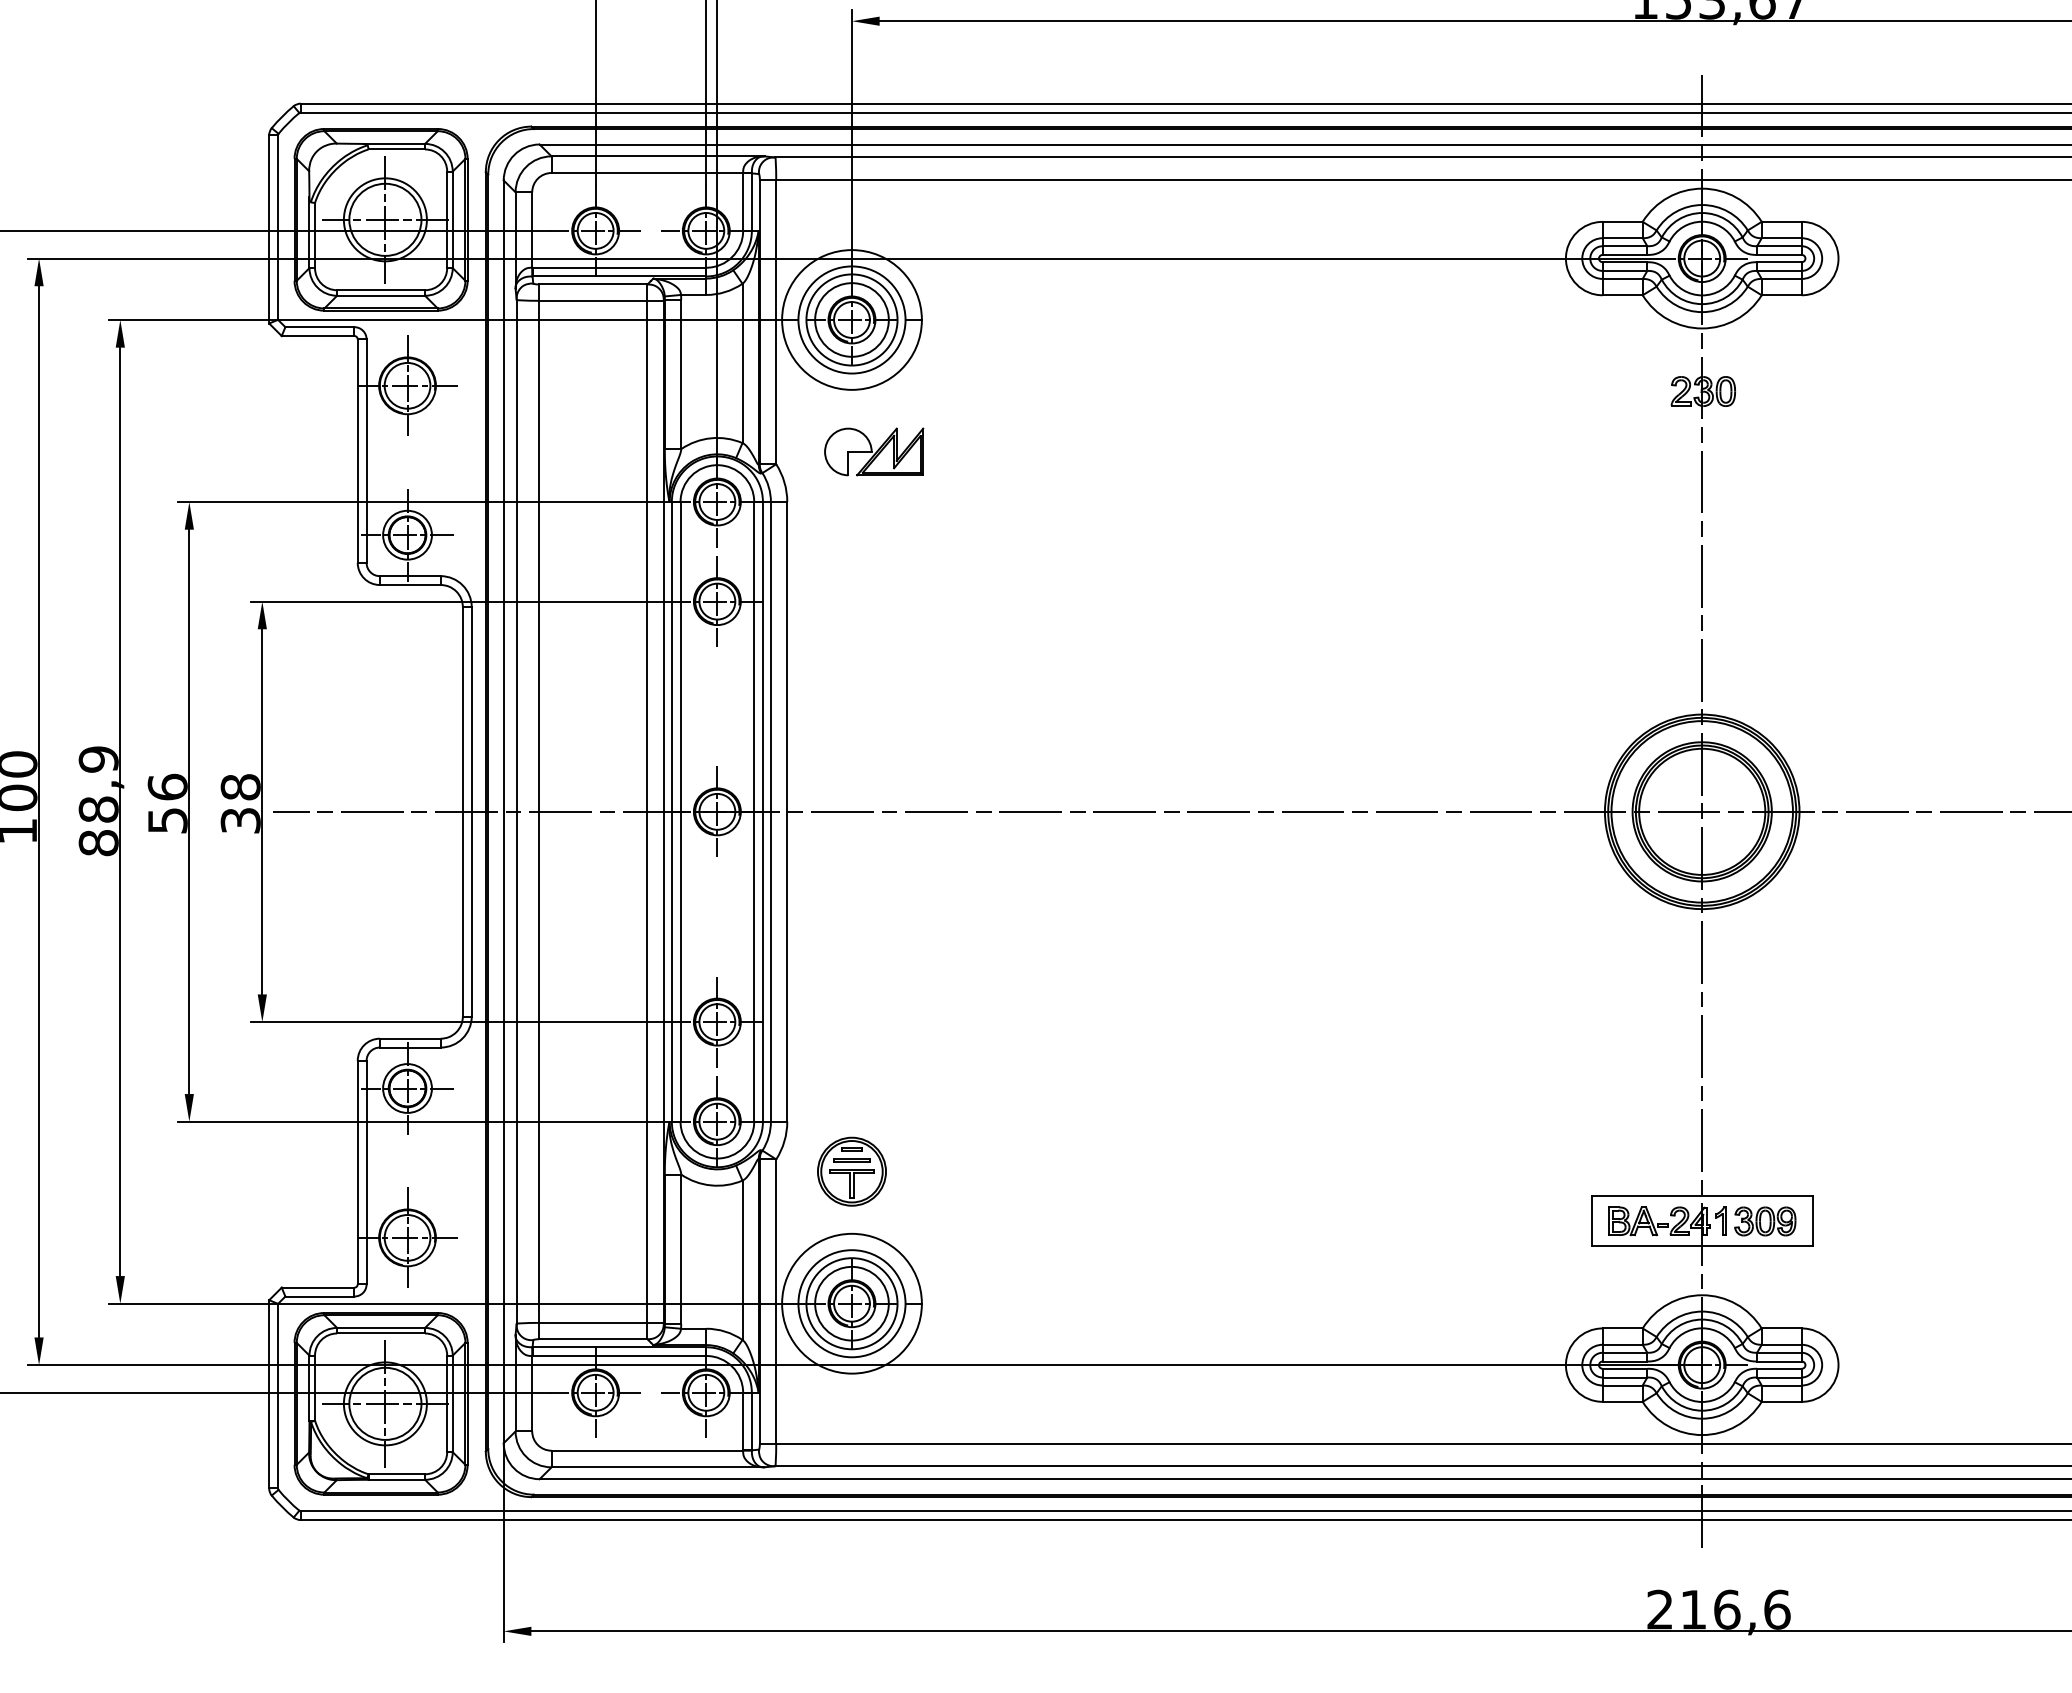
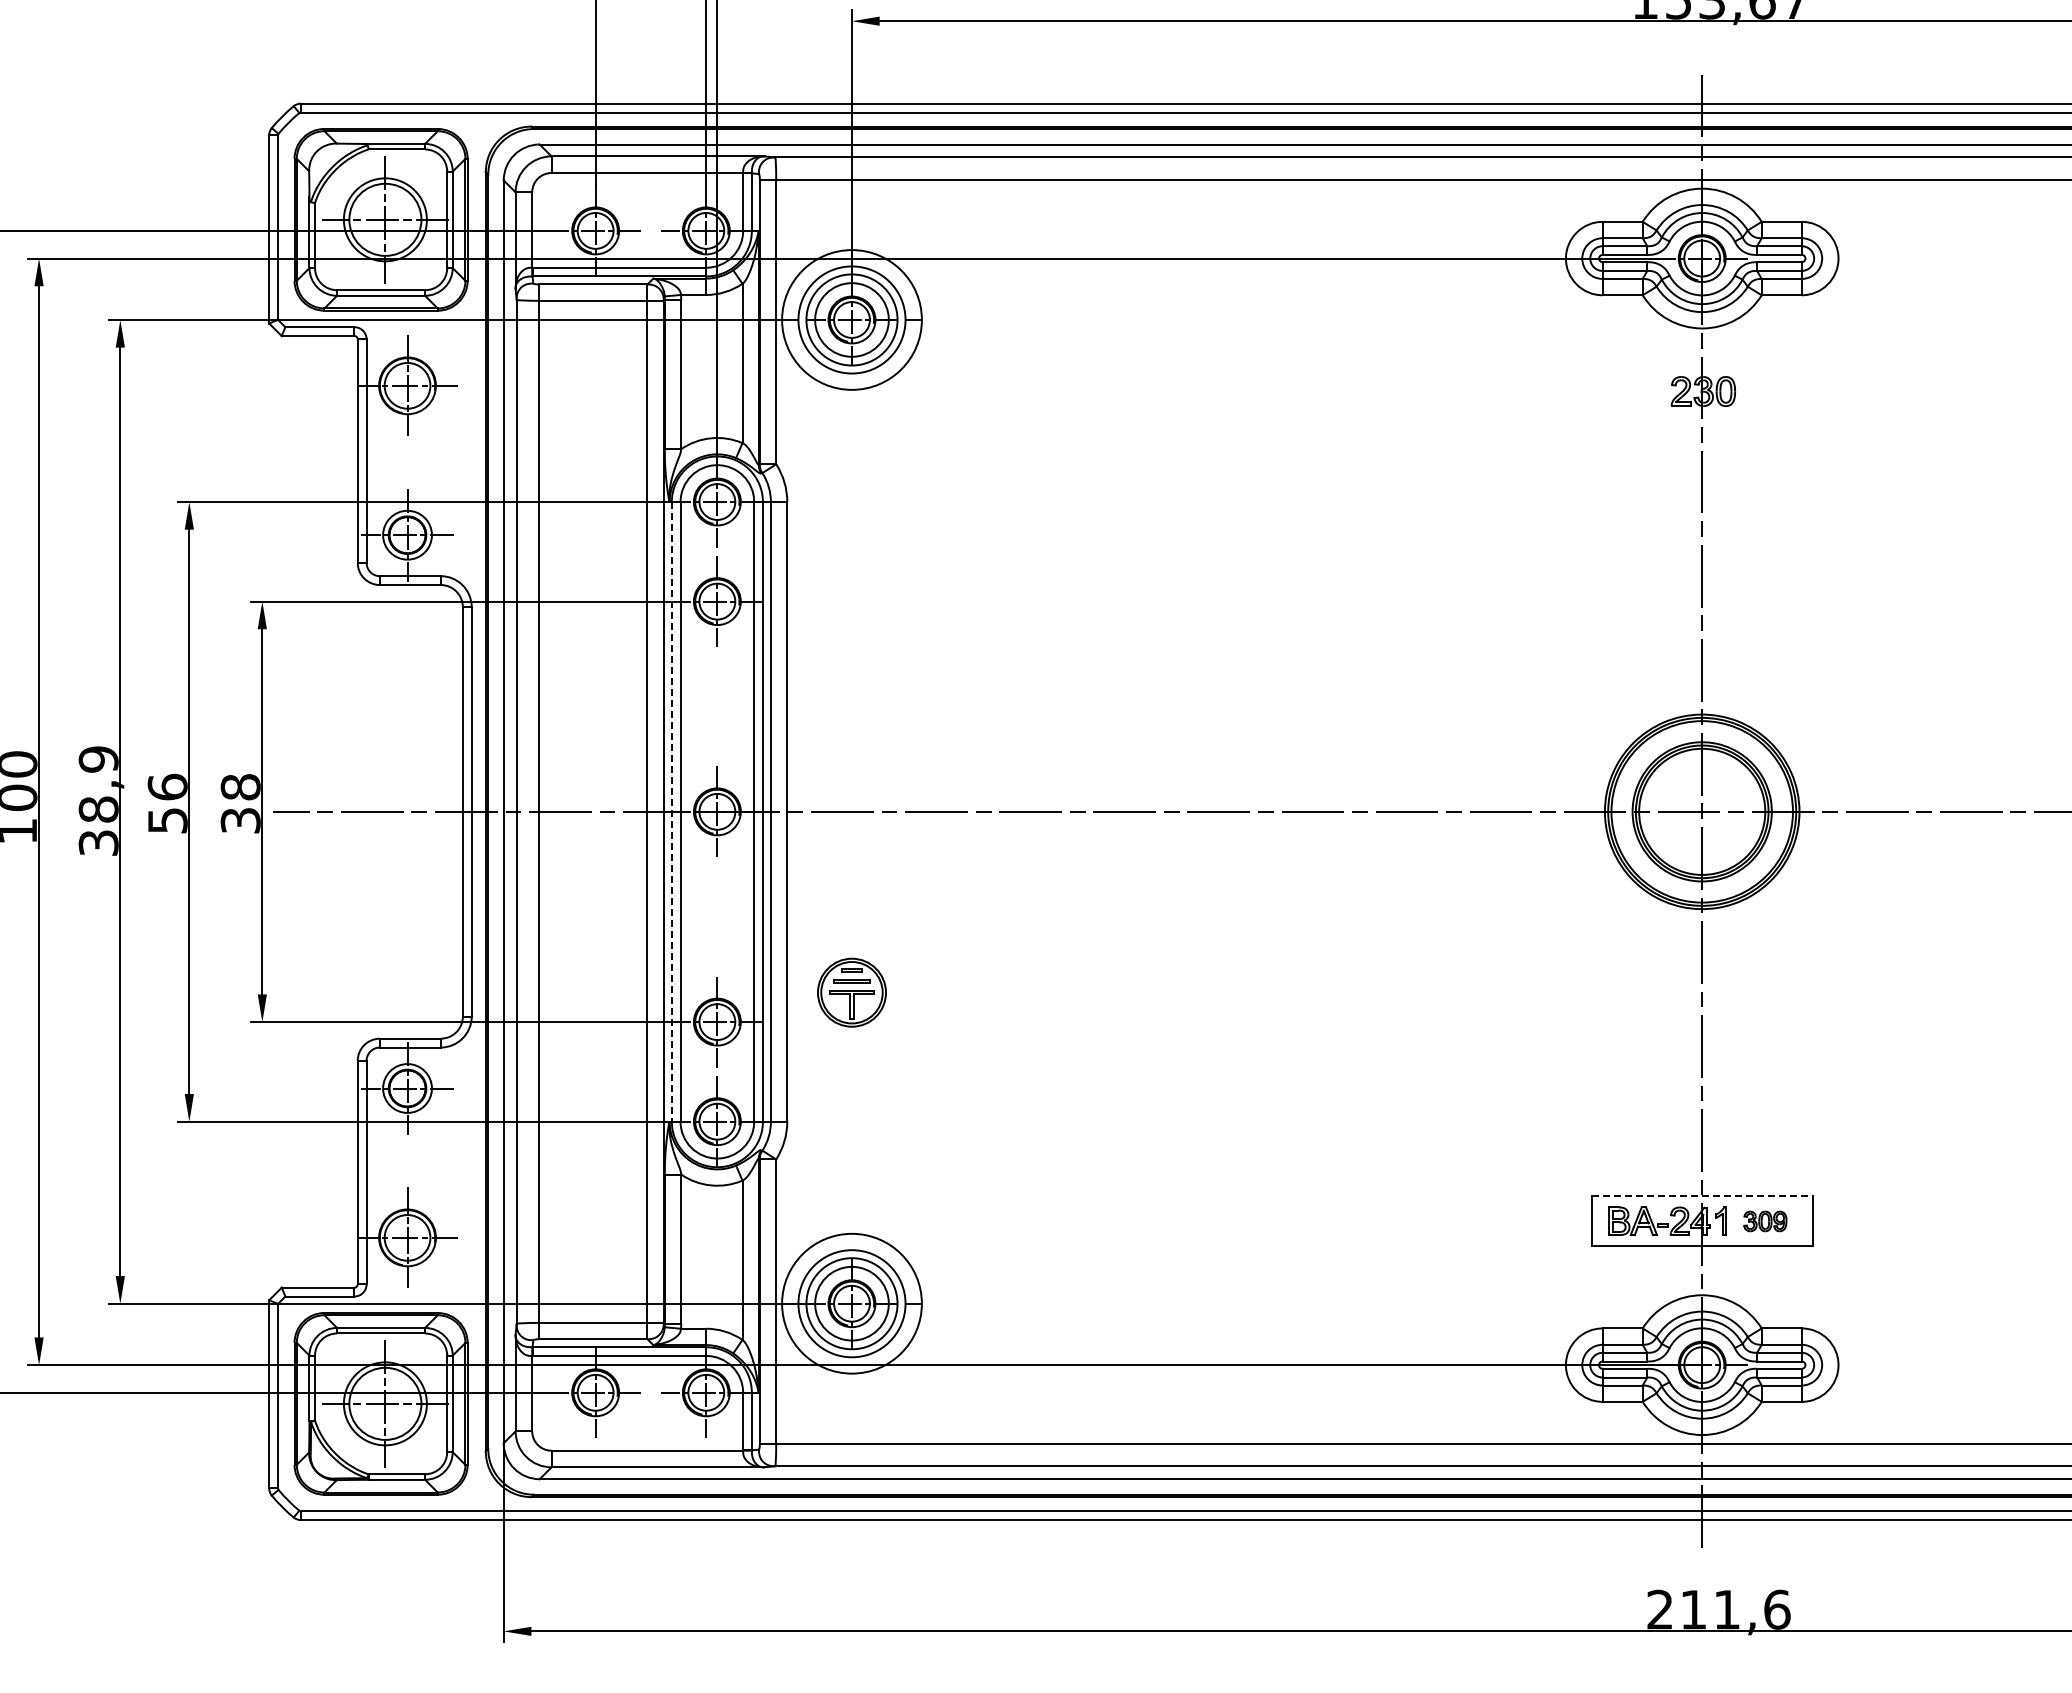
part: present -> none (874, 451)
line: solid -> dashed (671, 811)
text: 88,9 -> 38,9 (98, 843)
part position: (851, 1171) -> (851, 992) (851, 992)
line: solid -> dashed (1702, 1196)
part size: 63x31 px -> 45x23 px (1765, 1221)
text: 216,6 -> 211,6 (1727, 1609)
